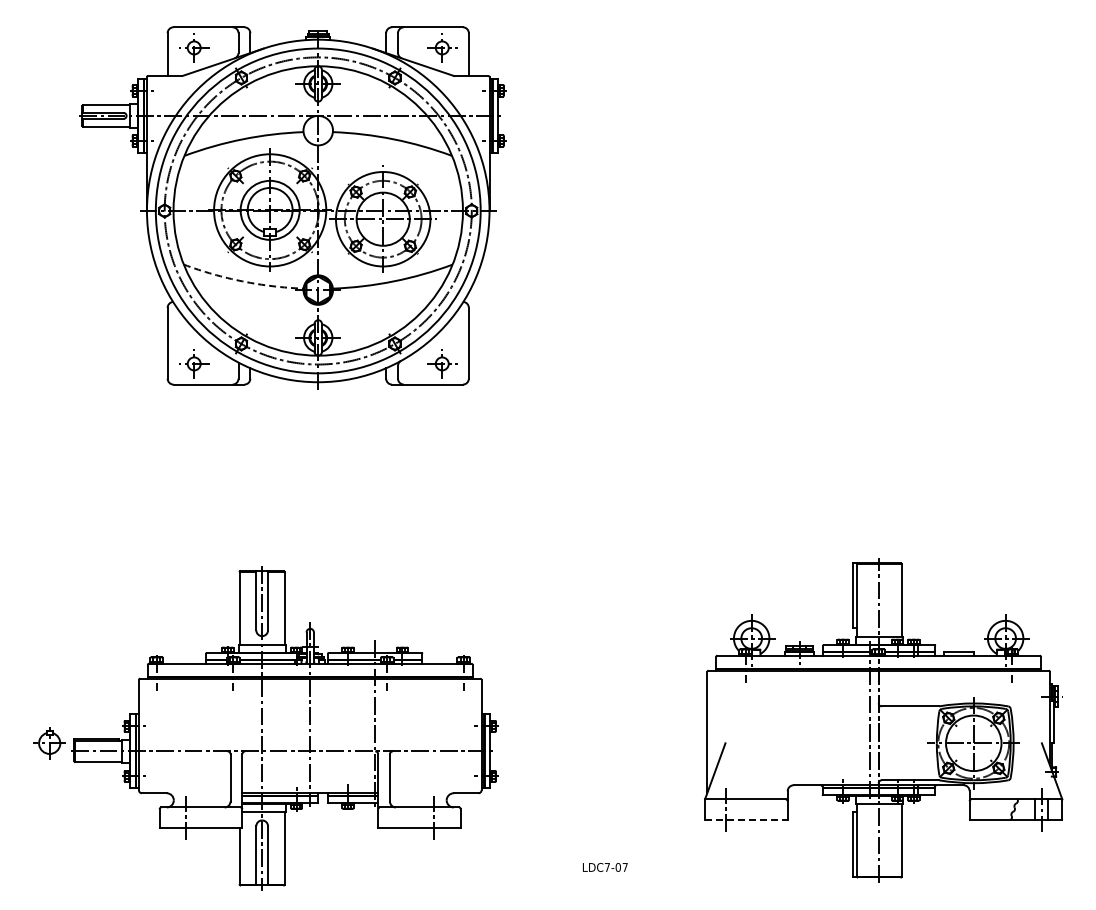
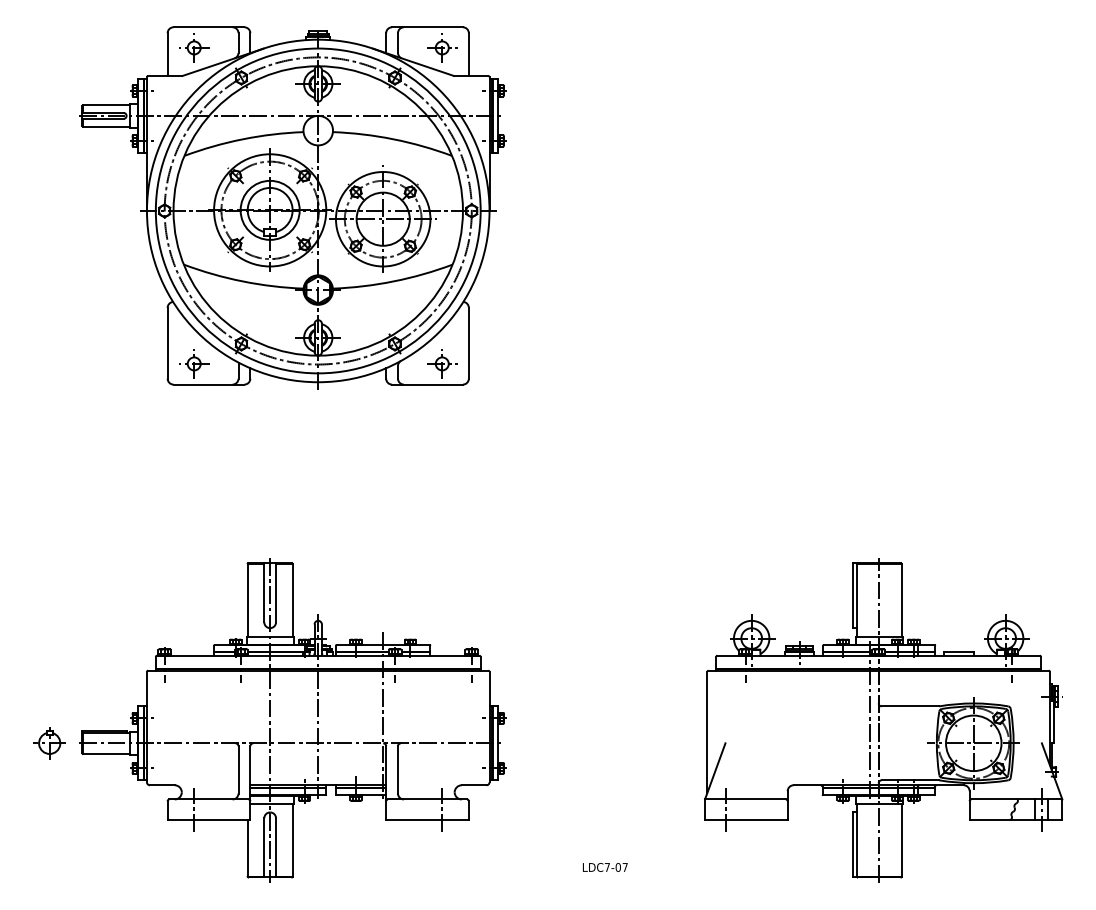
arc: dashed -> solid (242, 281)
part position: (284, 728) -> (292, 720) (292, 720)
line: dashed -> solid (746, 820)
